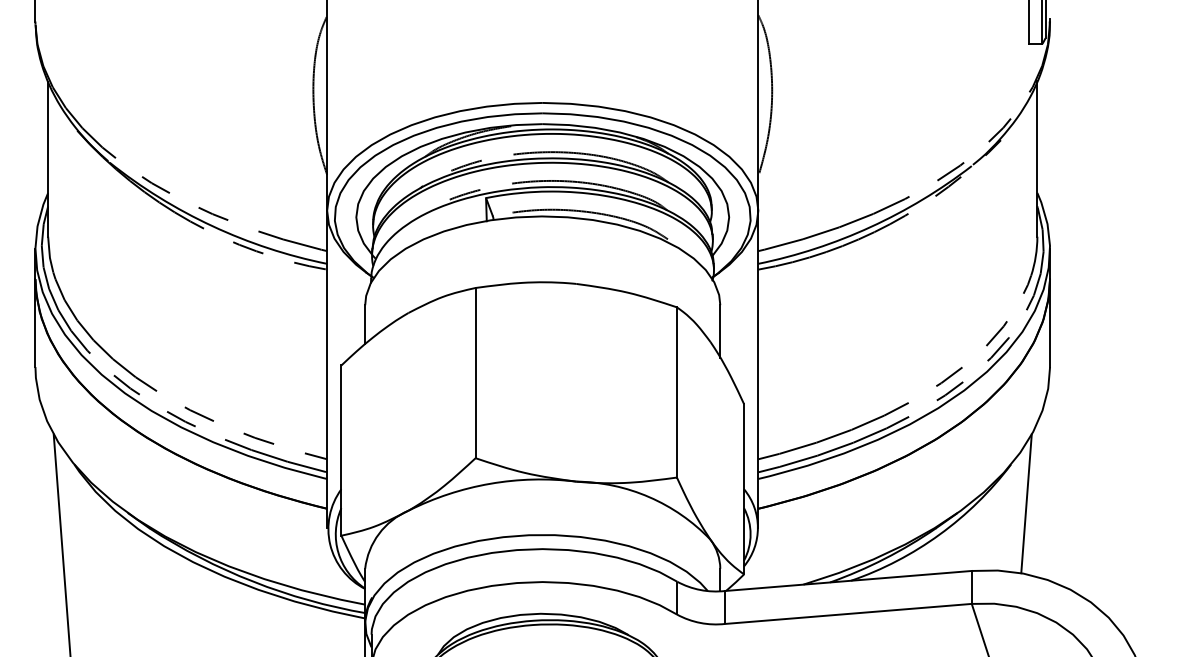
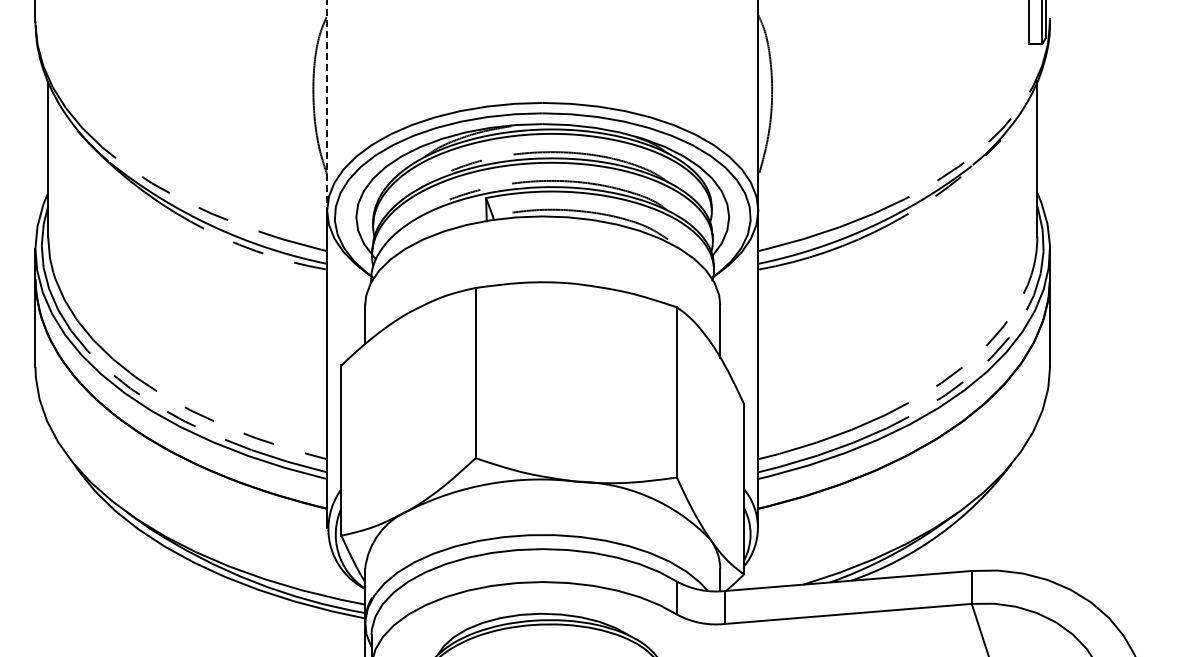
line: solid -> dashed (327, 105)
line: present -> none (1026, 503)
line: present -> none (61, 543)
